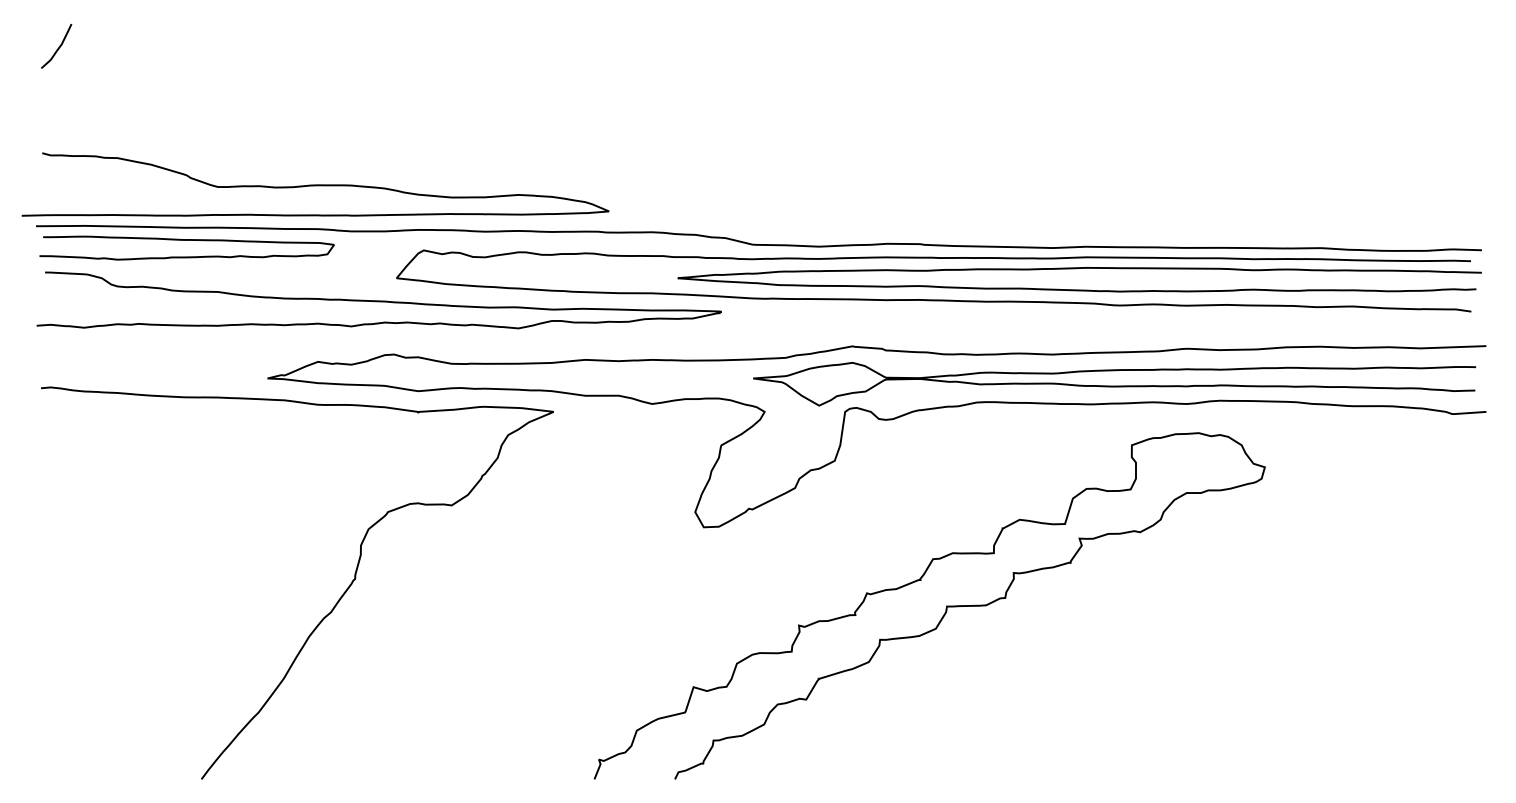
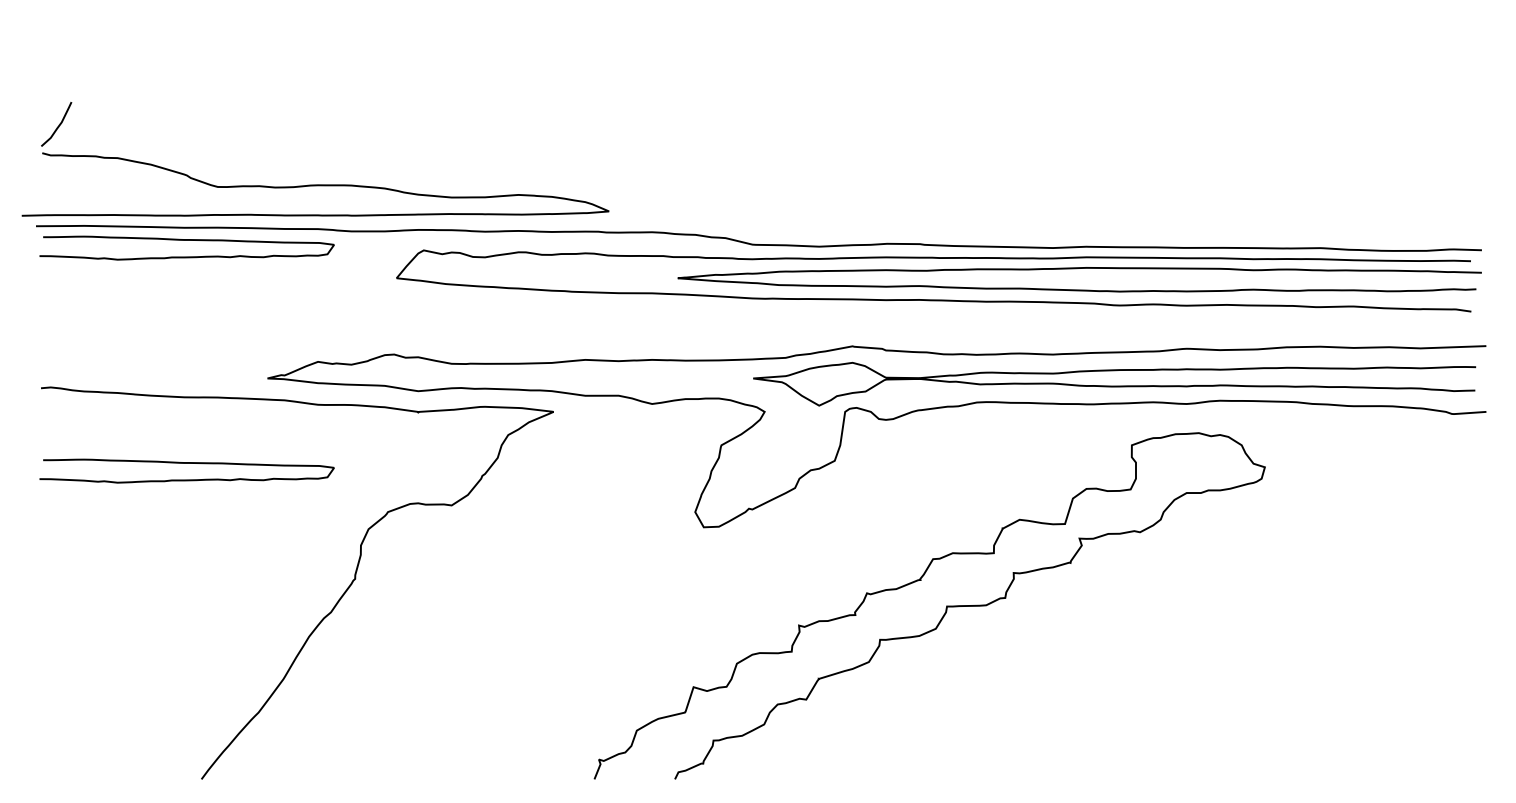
curve position: (58, 47) -> (58, 125) (58, 125)
curve: present -> none (378, 300)
curve: none -> present (186, 463)
